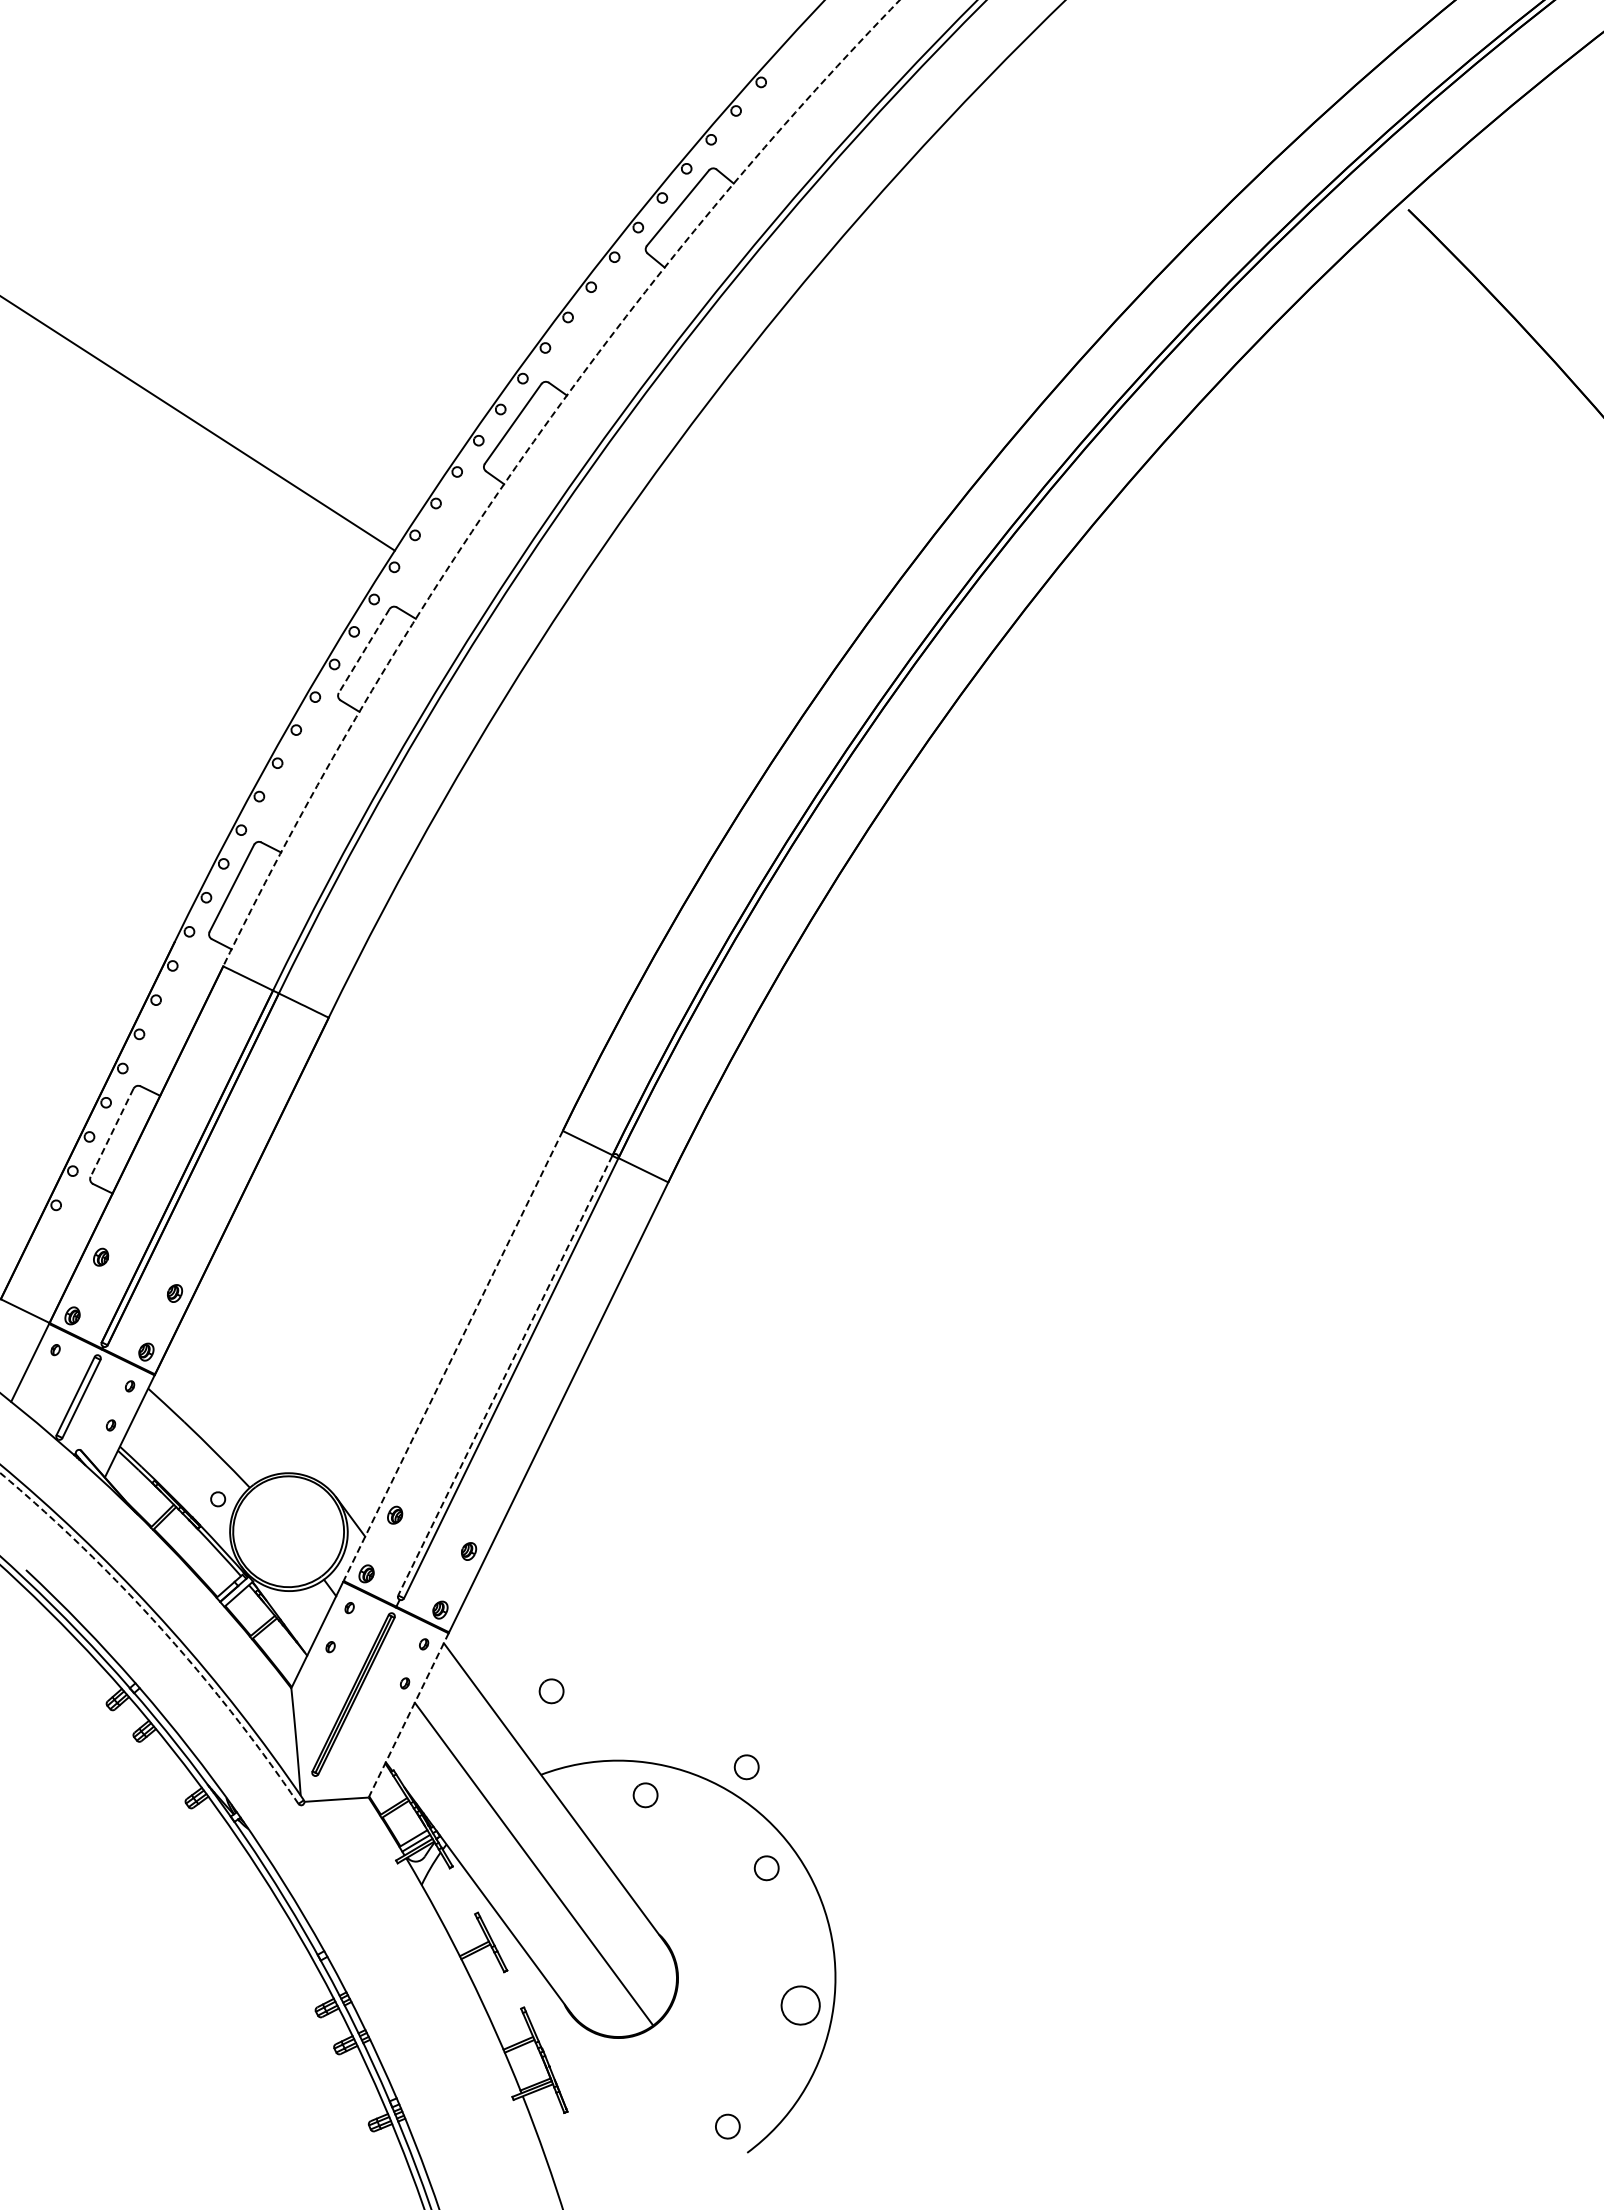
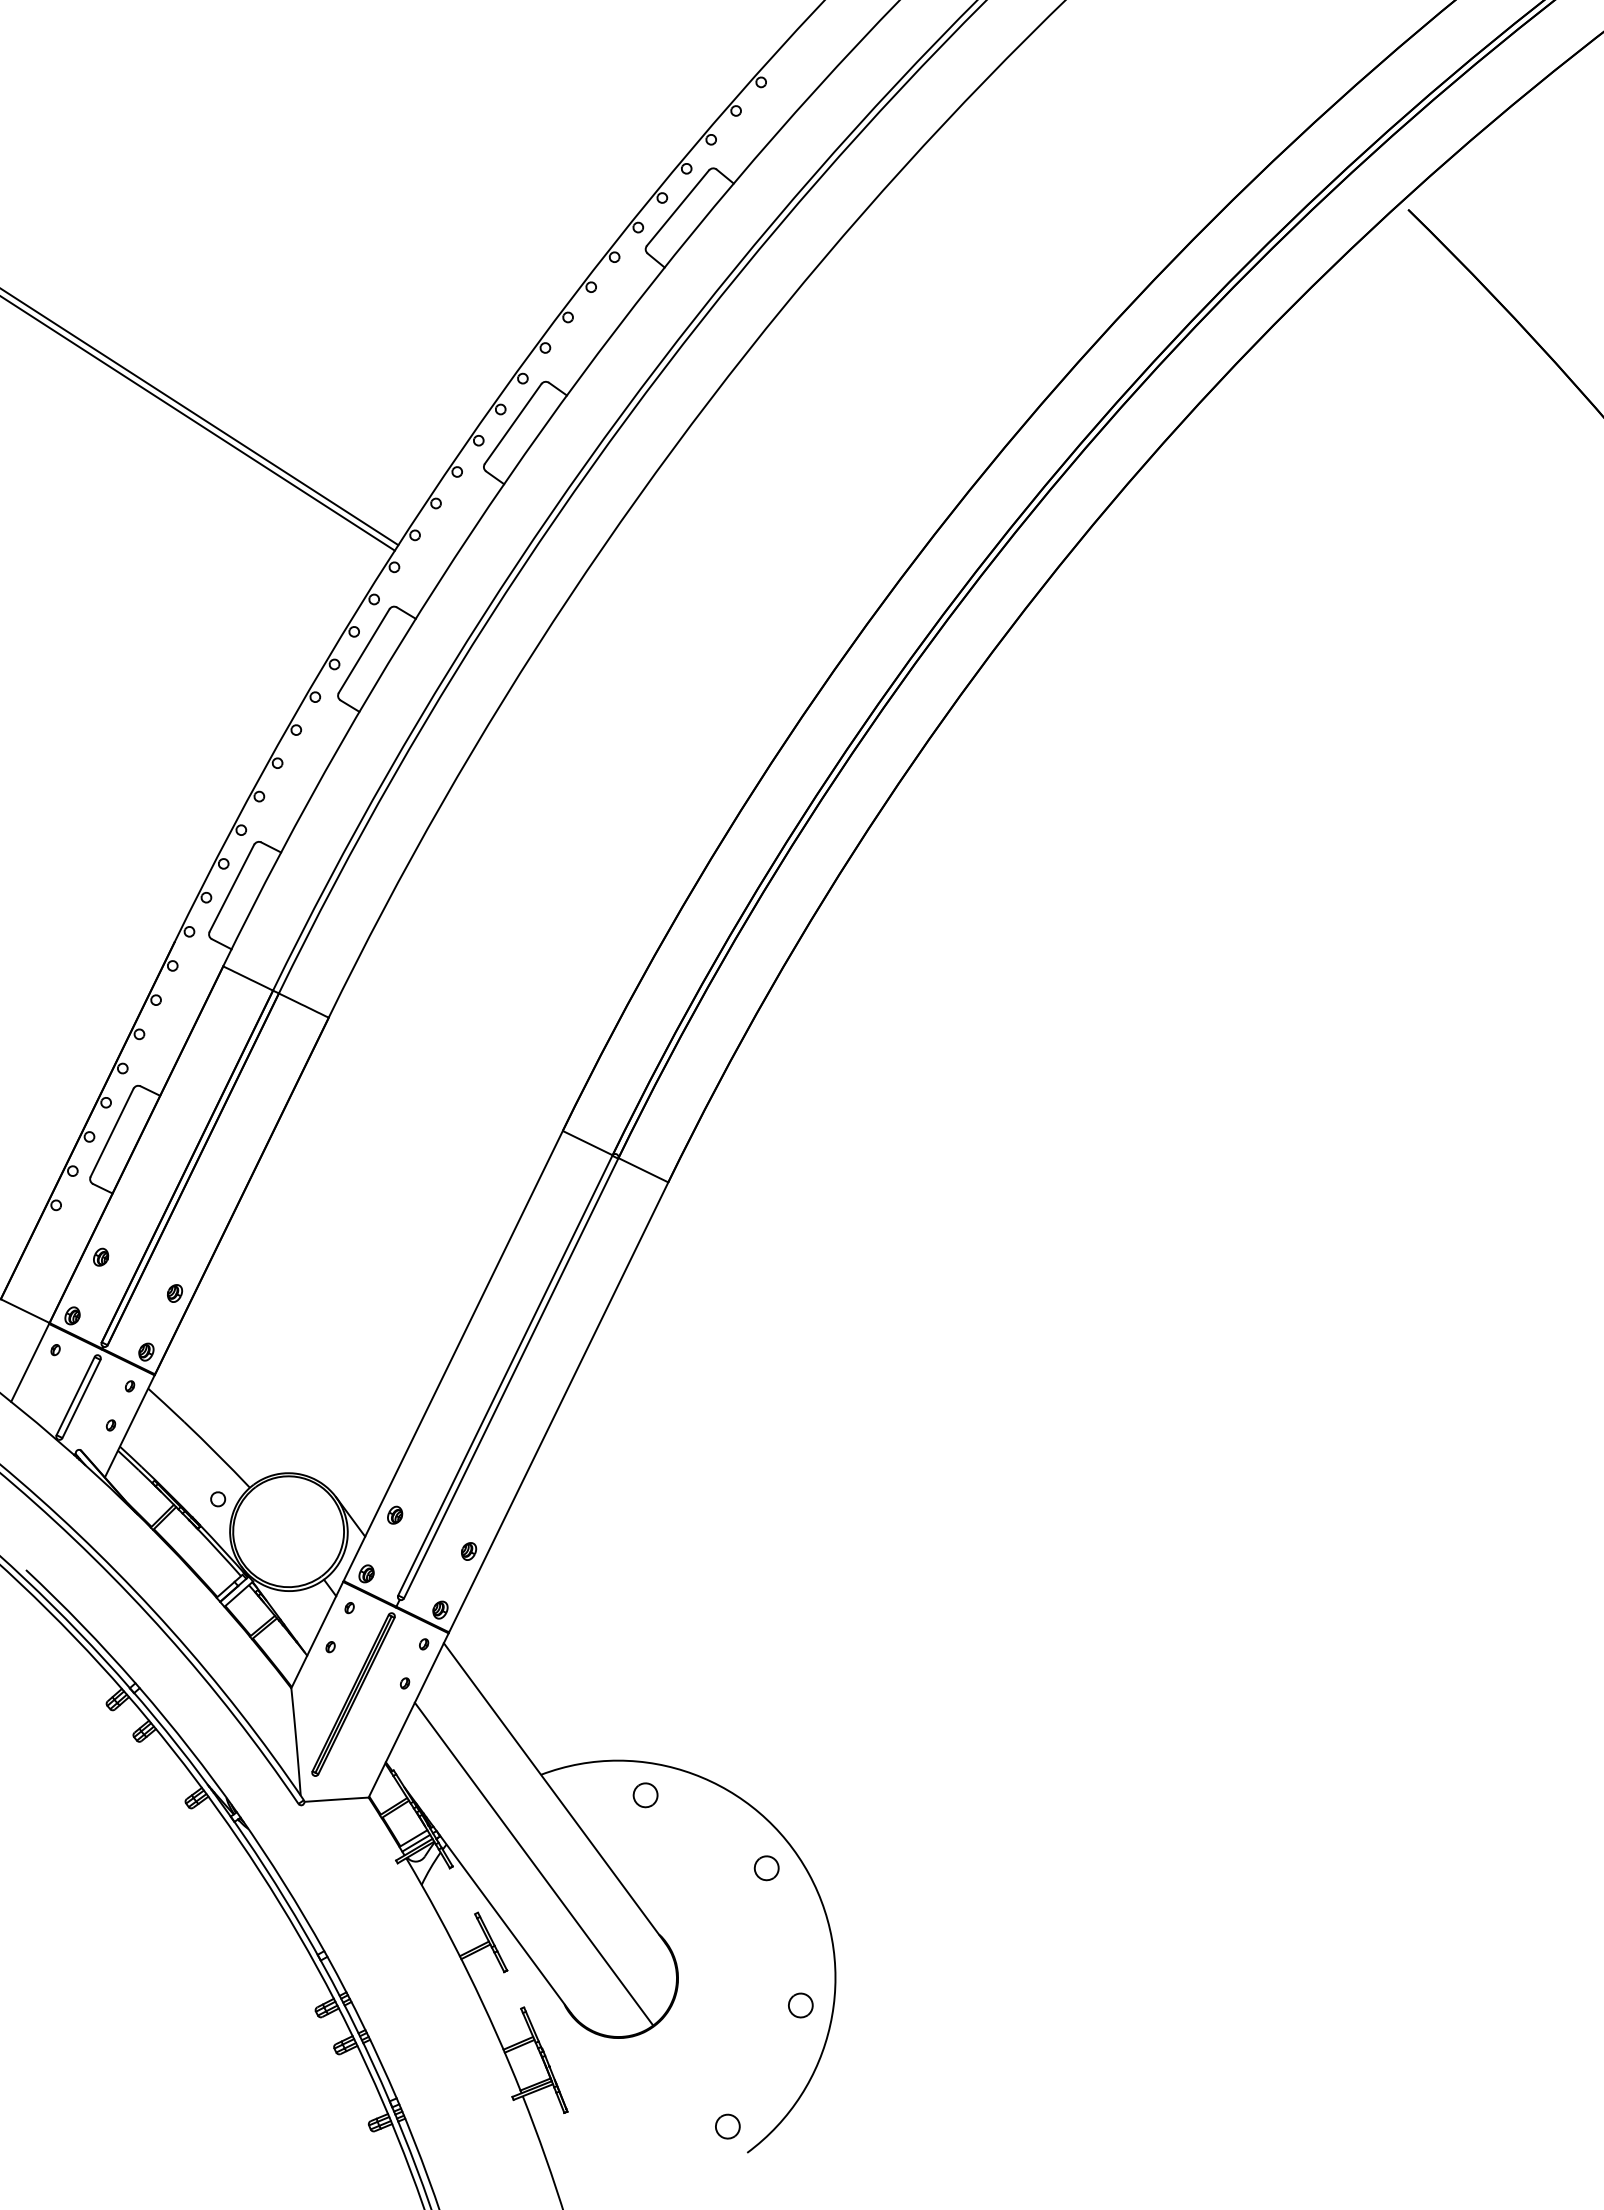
line: none -> present (200, 417)
arc: dashed -> solid (524, 455)
line: dashed -> solid (364, 651)
line: dashed -> solid (112, 1132)
line: dashed -> solid (453, 1356)
line: dashed -> solid (505, 1375)
arc: dashed -> solid (160, 1627)
part: present -> none (551, 1691)
line: dashed -> solid (408, 1715)
part: present -> none (746, 1767)
part size: 41x41 px -> 26x27 px (800, 2005)
